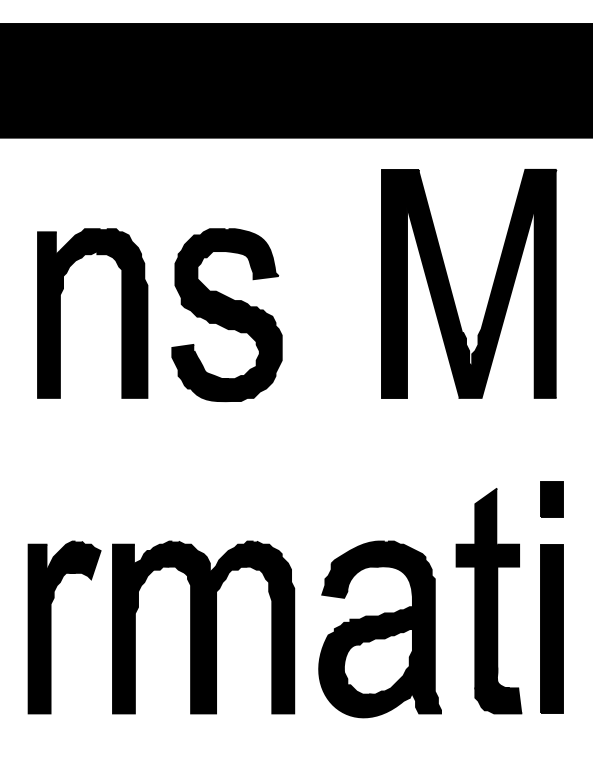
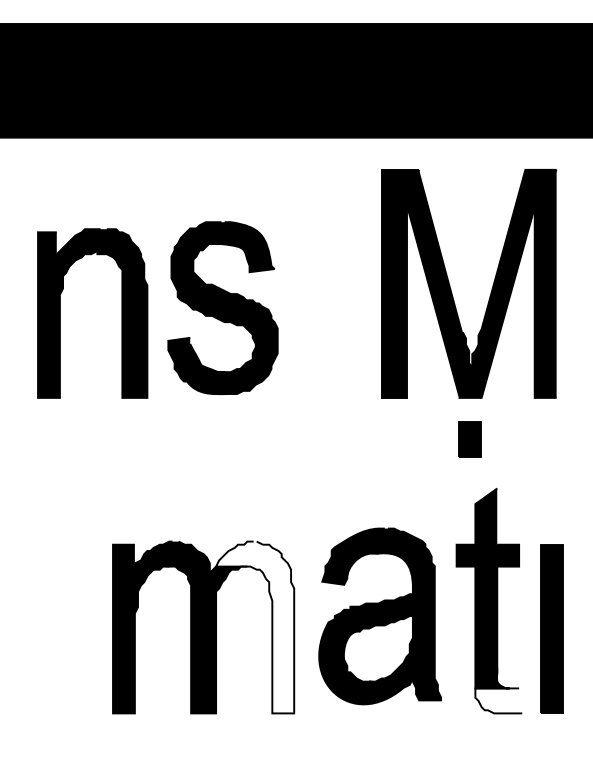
part position: (226, 315) -> (222, 308) (222, 308)
part position: (551, 499) -> (469, 439) (469, 439)
part: present -> none (51, 627)
fill: present -> none (255, 627)
part position: (379, 629) -> (379, 616) (379, 616)
fill: present -> none (498, 700)
